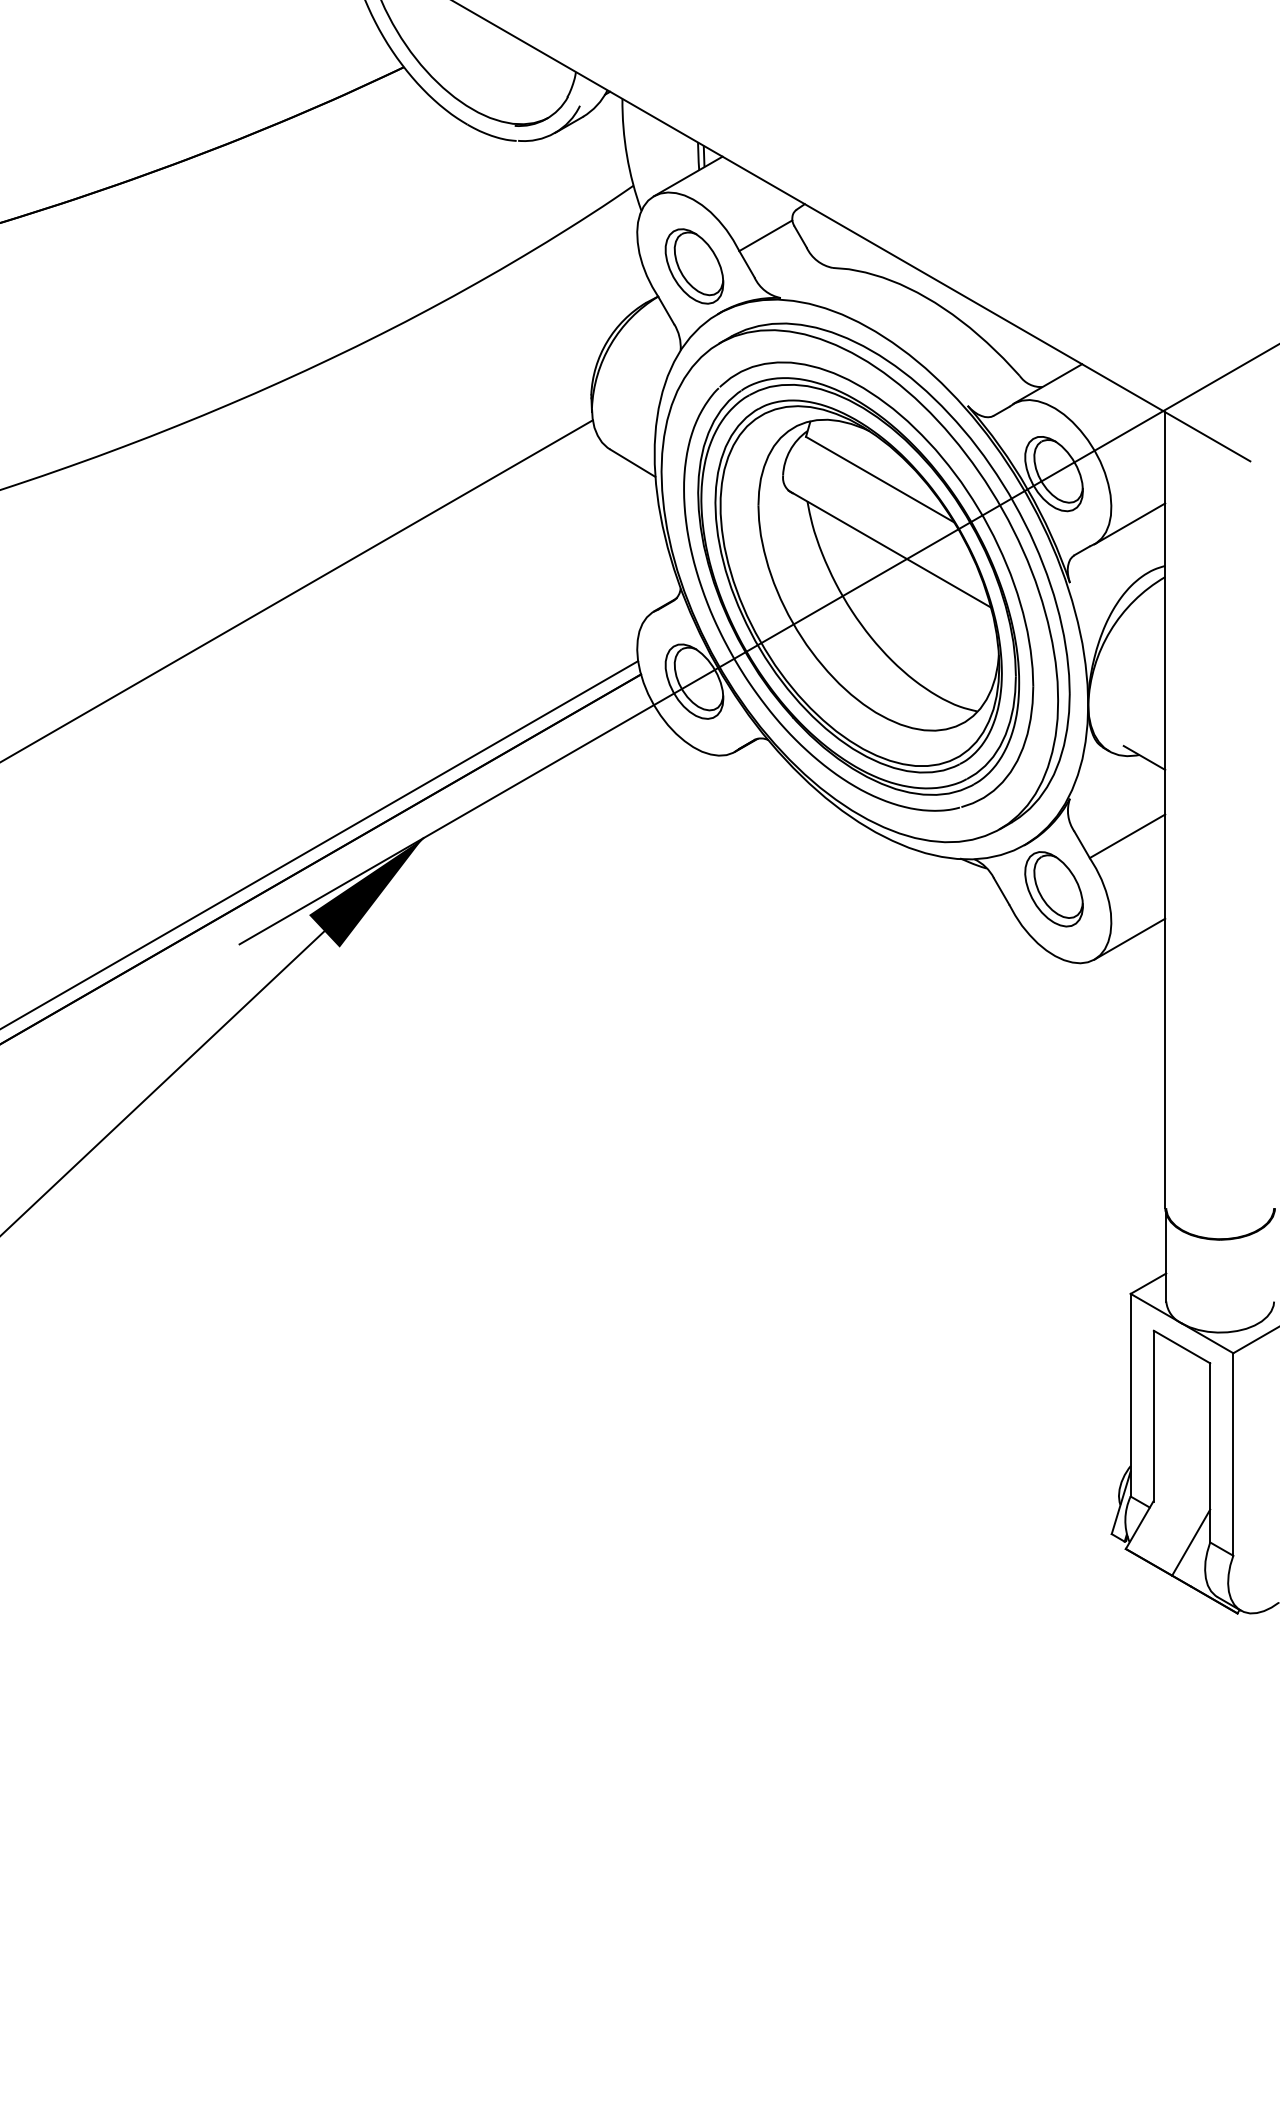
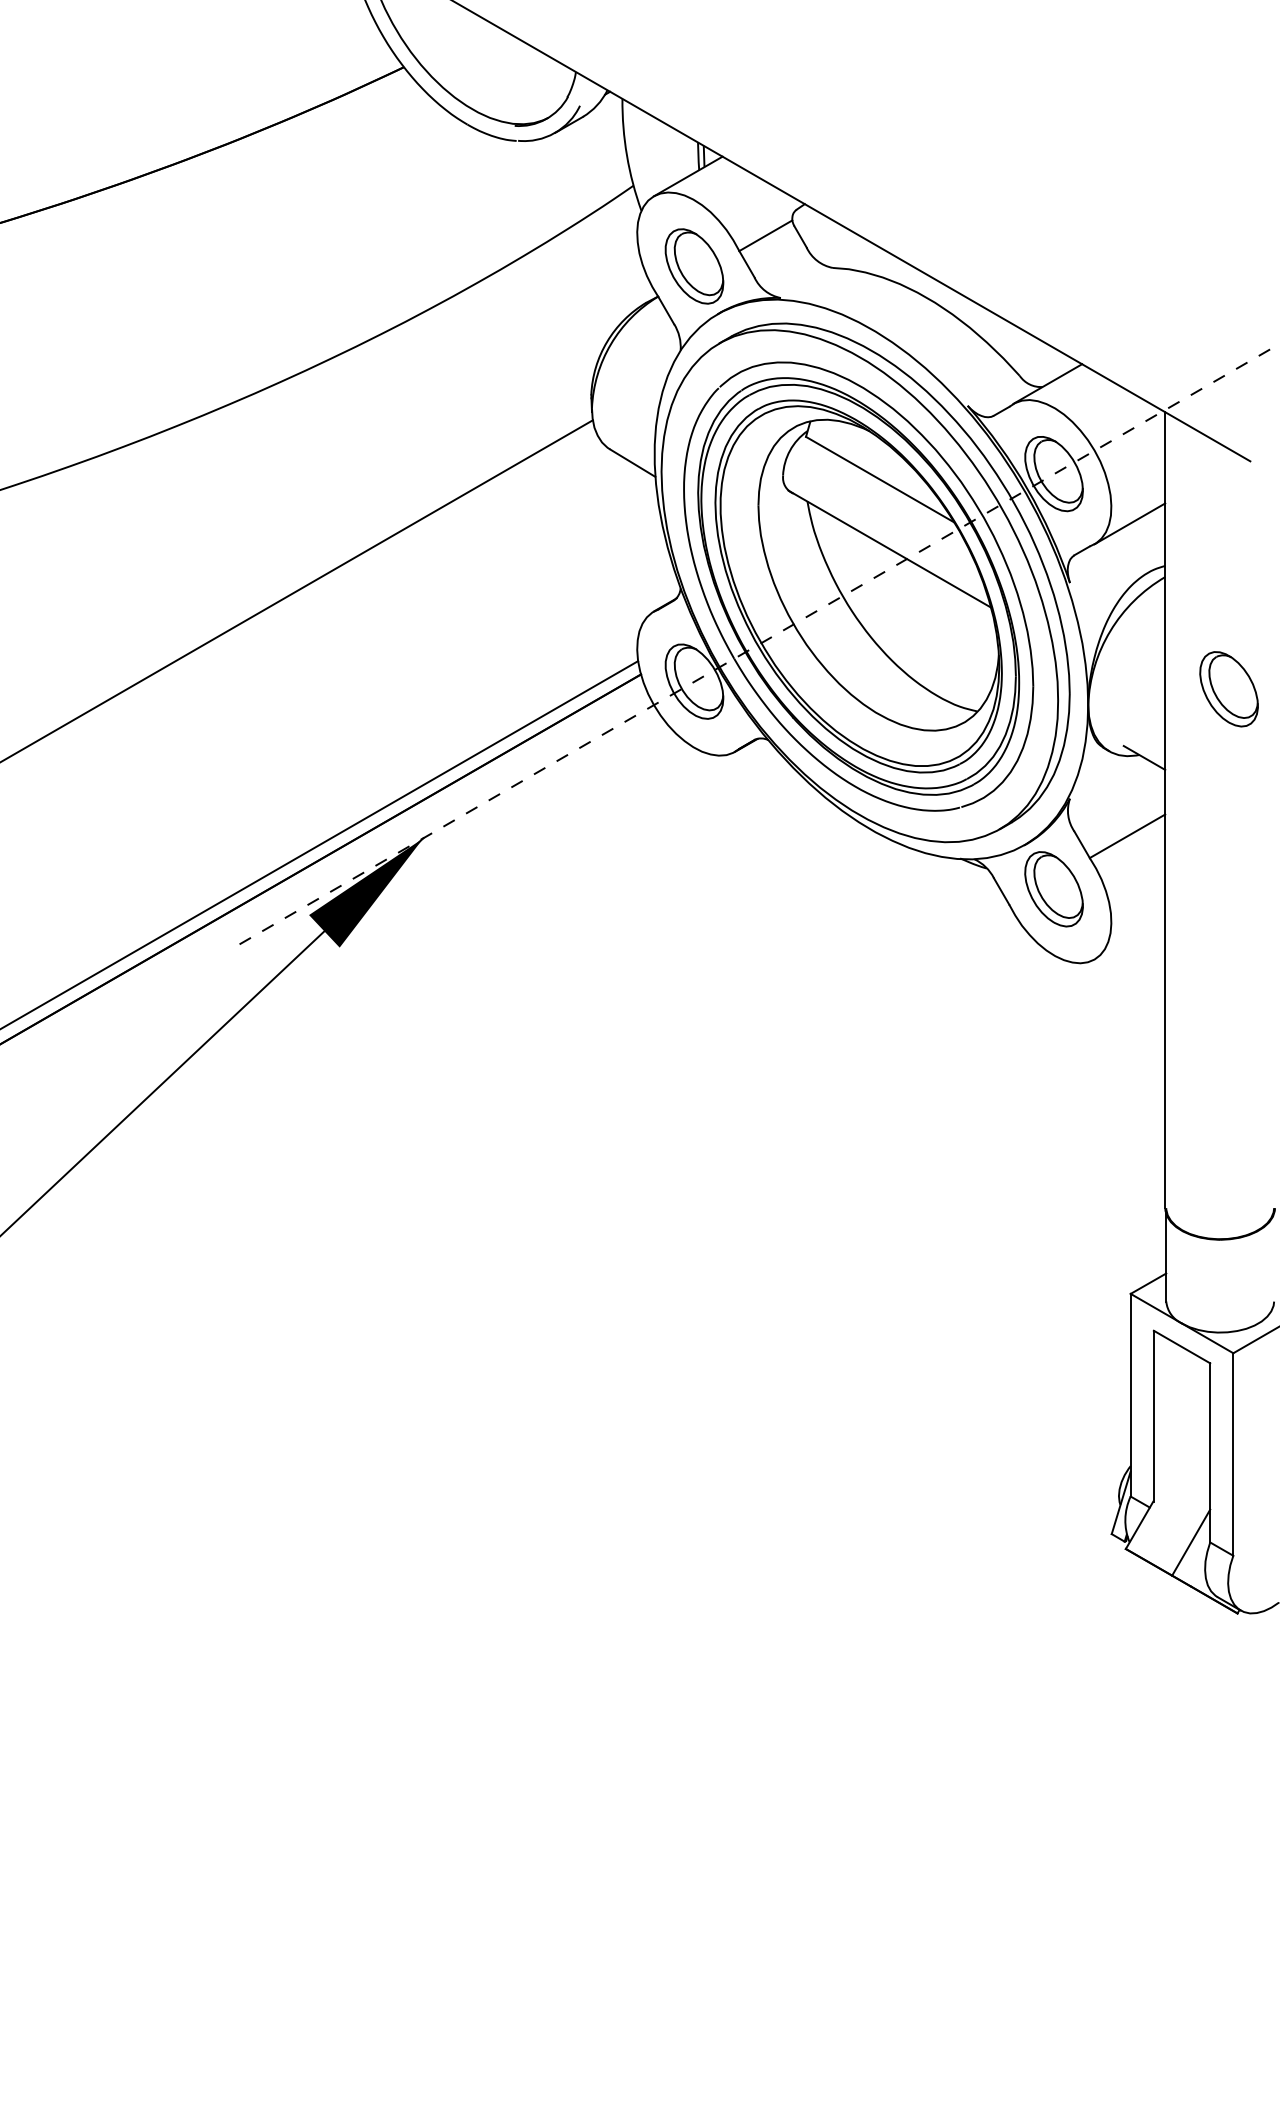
line: solid -> dashed (759, 643)
part: none -> present (1228, 689)
line: present -> none (1129, 938)
